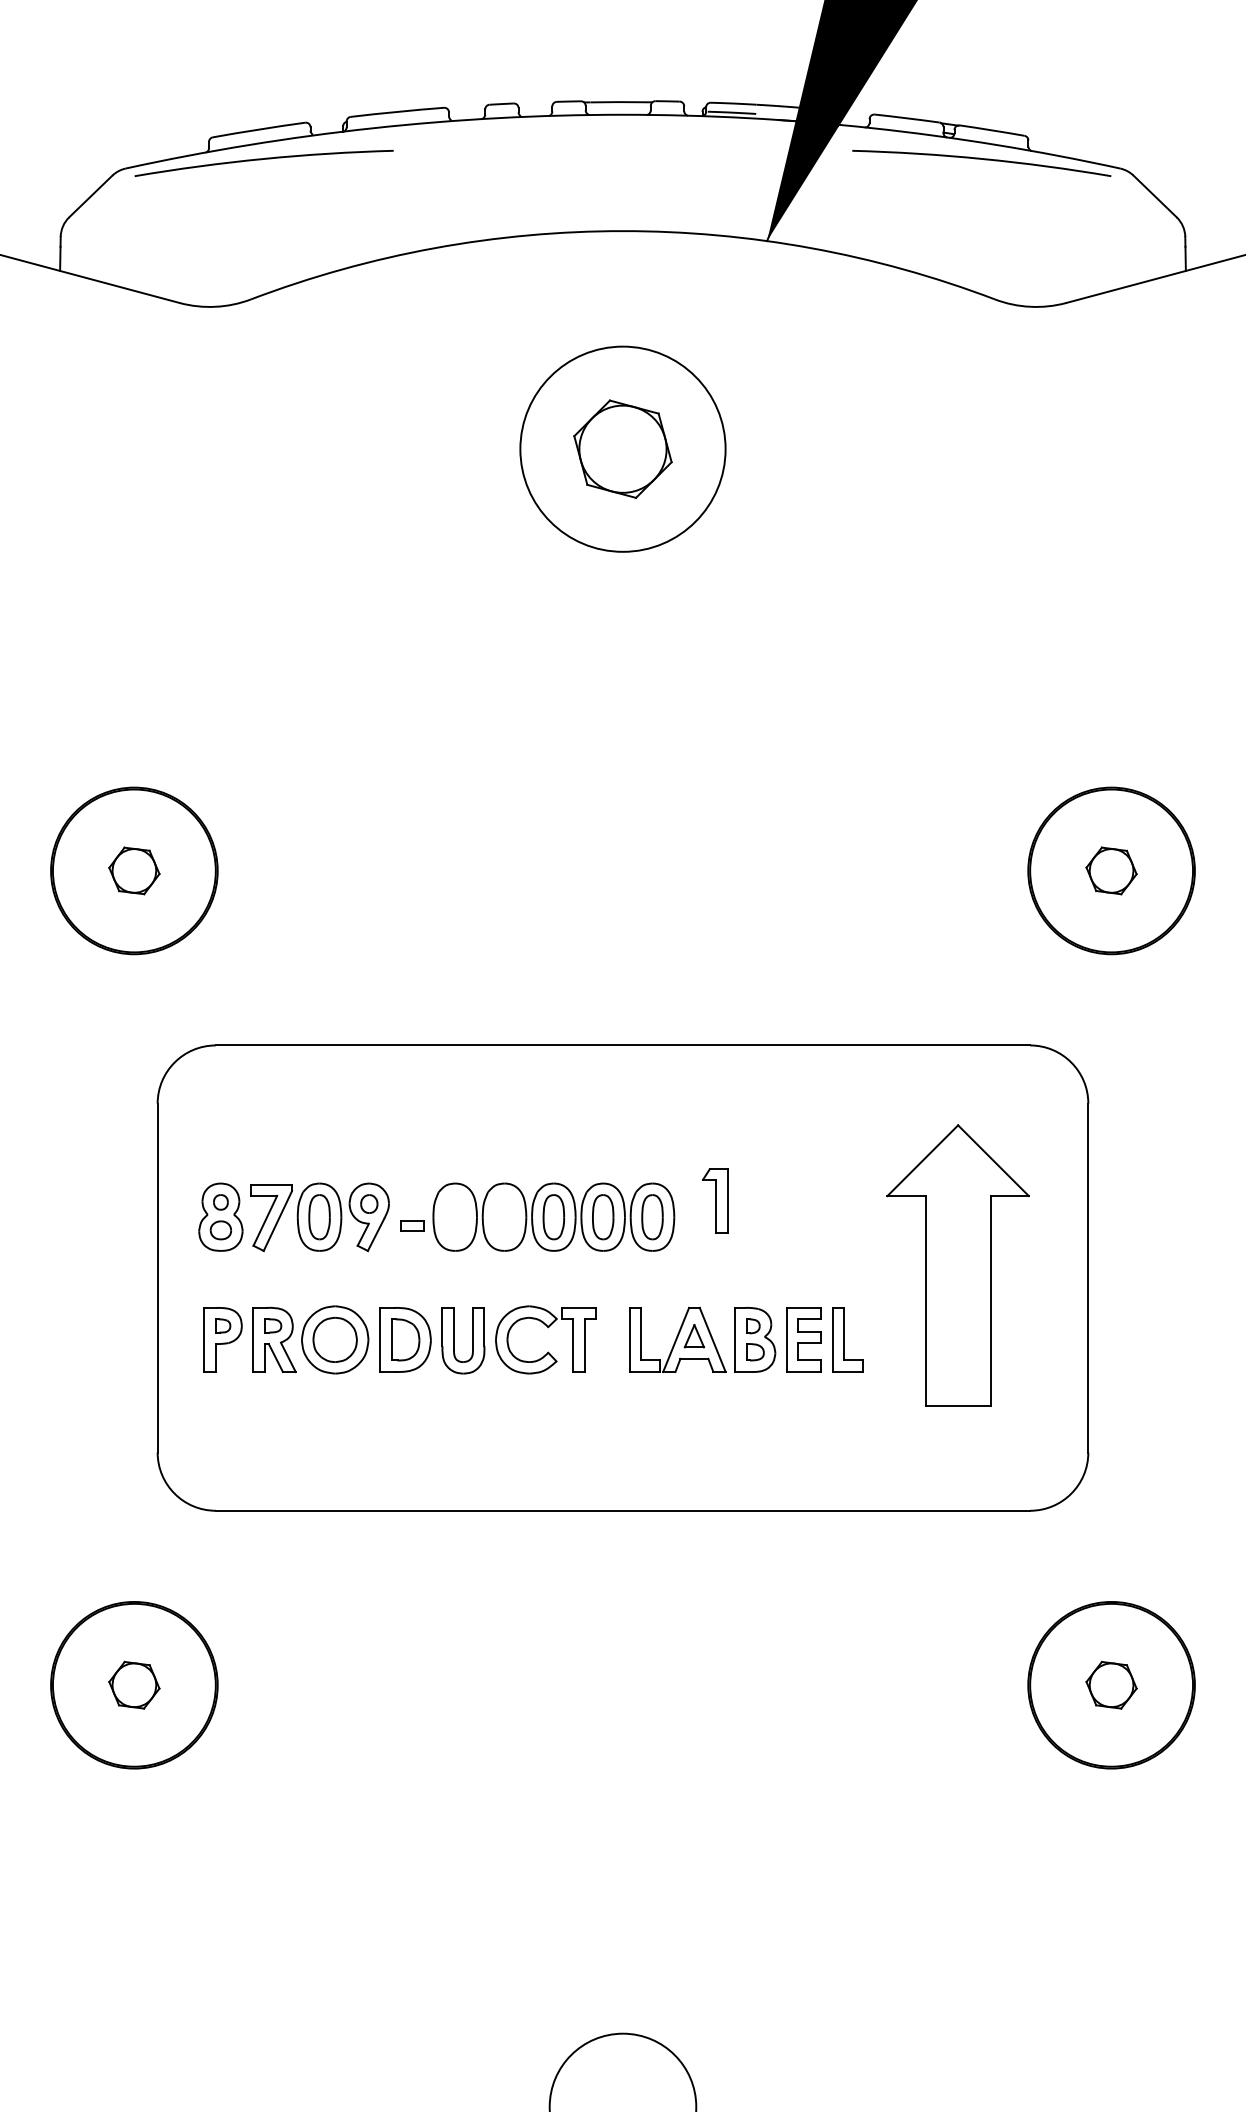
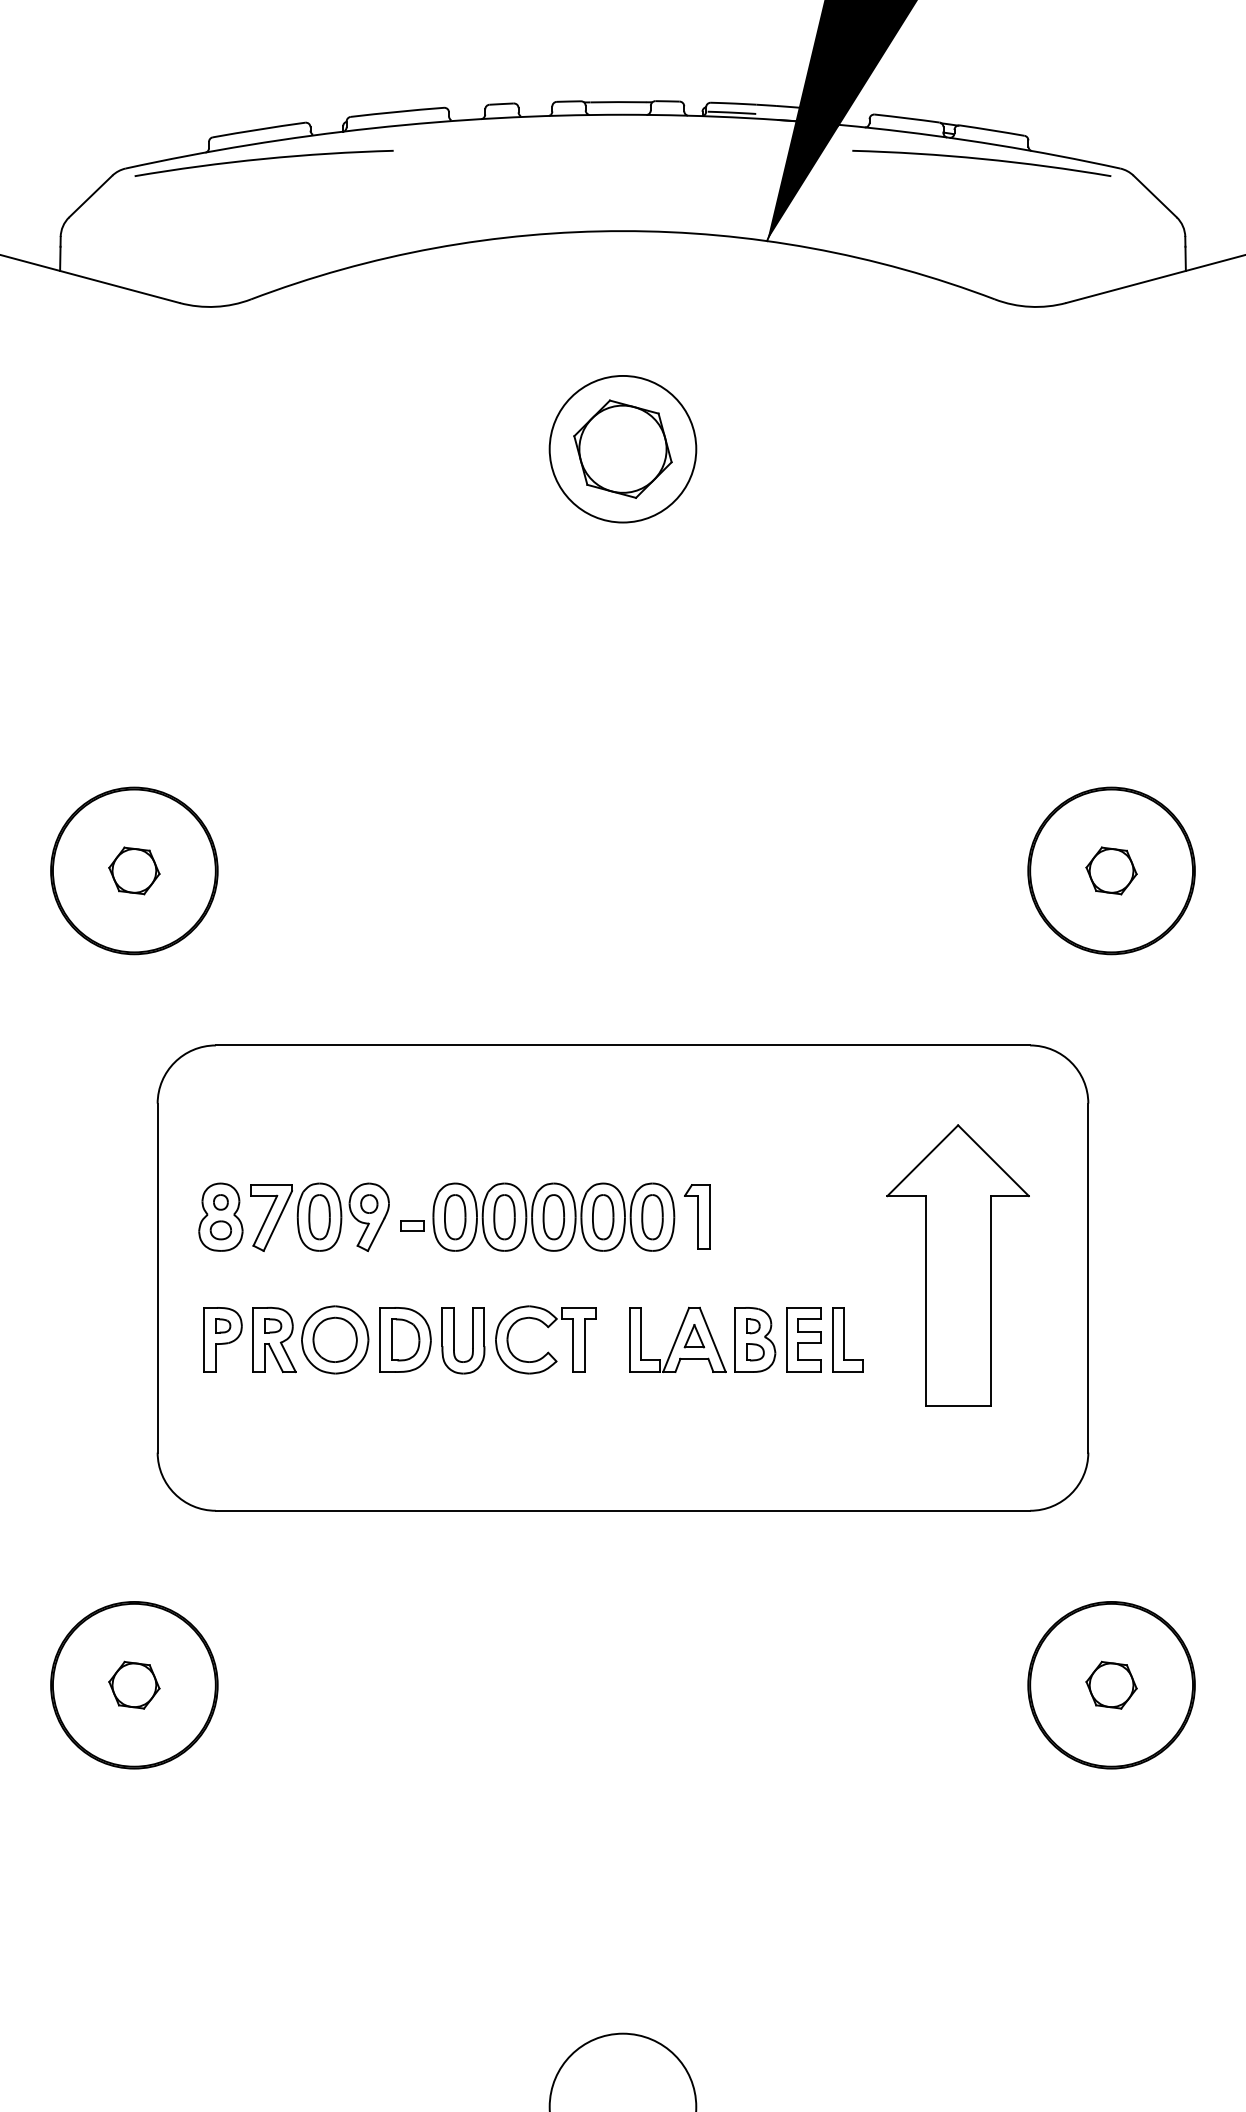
circle diameter: 205 px -> 147 px (622, 448)
part position: (715, 1200) -> (697, 1216) (697, 1216)
part: none -> present (455, 1217)
part: none -> present (504, 1217)
